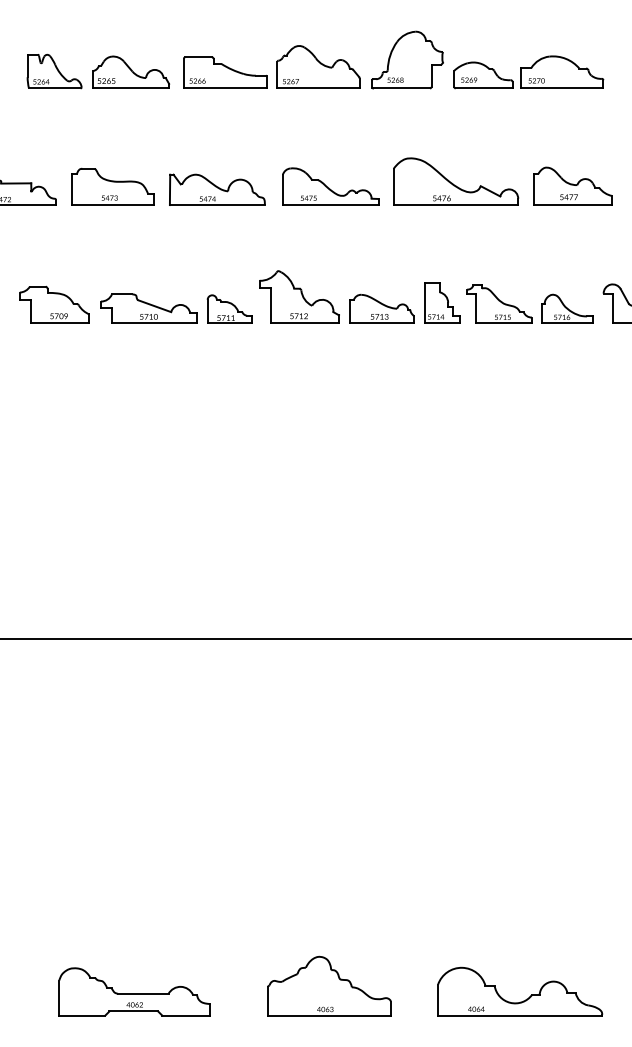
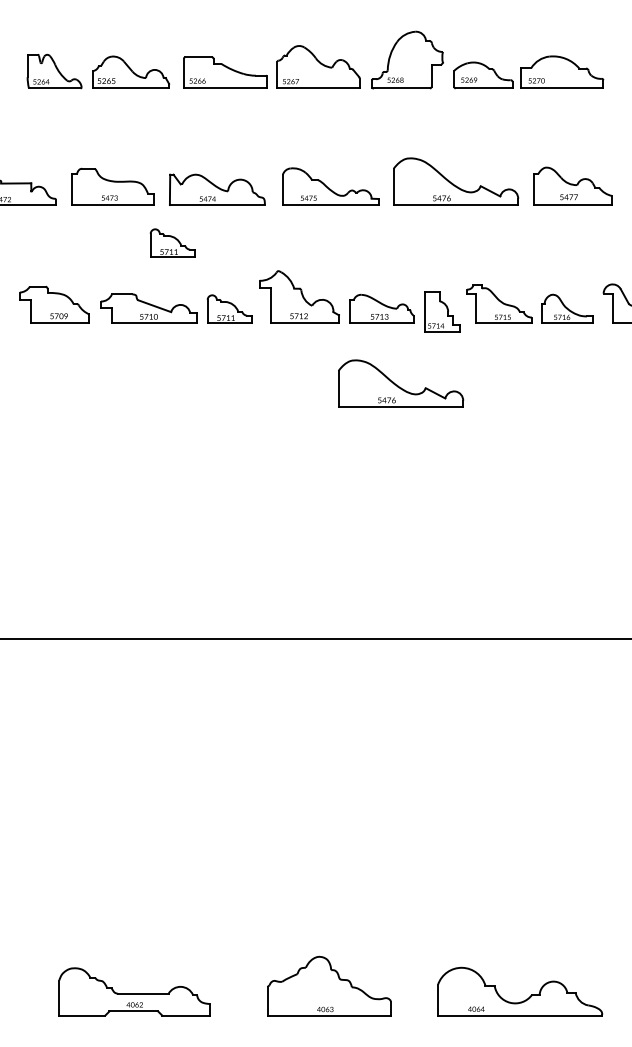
part: none -> present (172, 242)
part position: (442, 302) -> (442, 311) (442, 311)
part: none -> present (401, 383)
